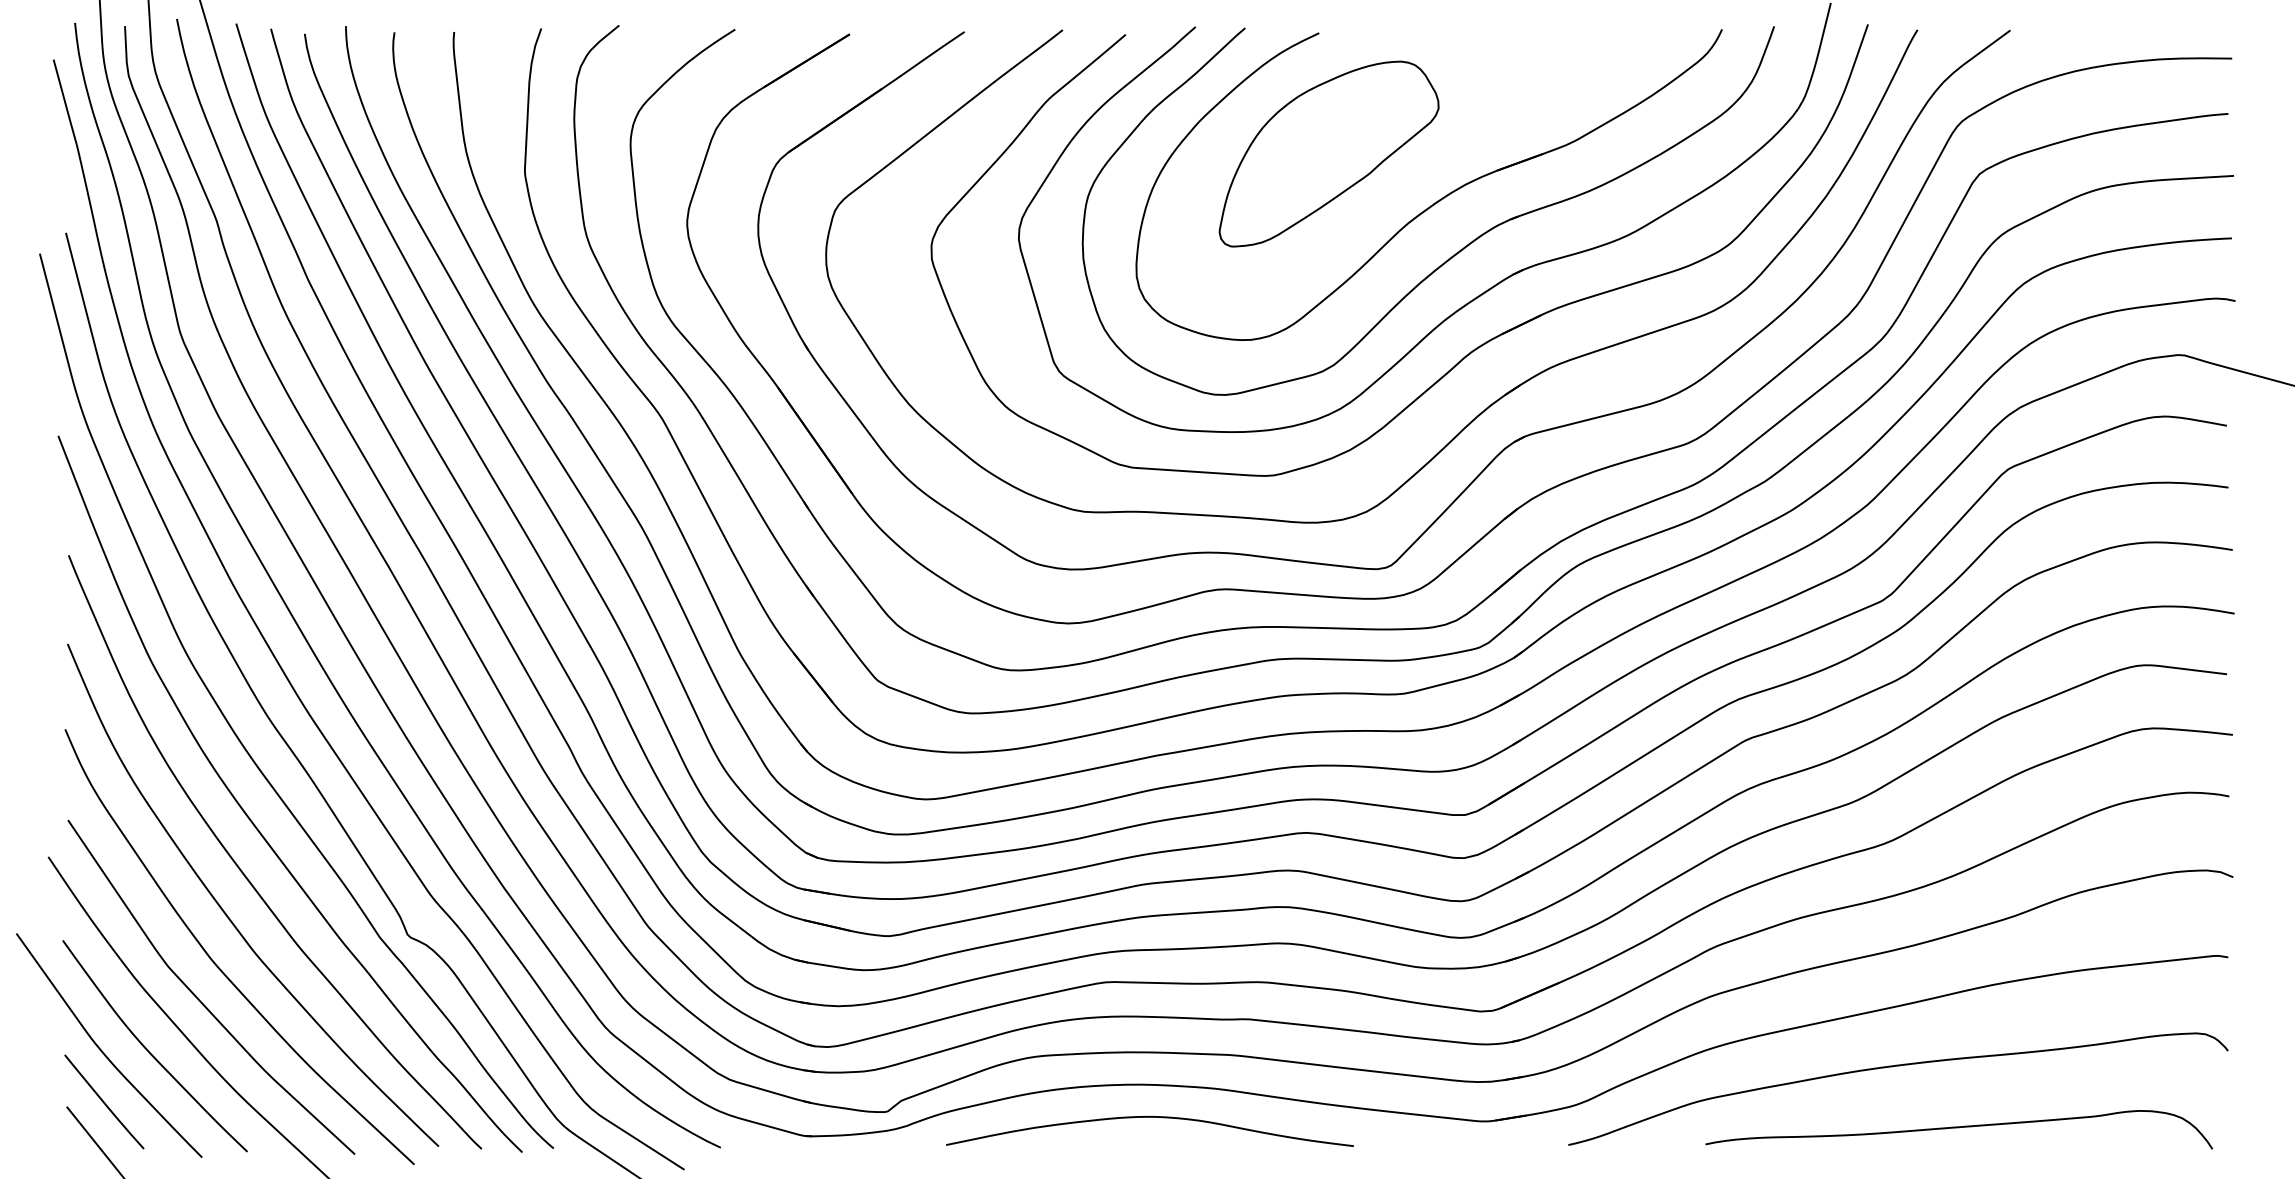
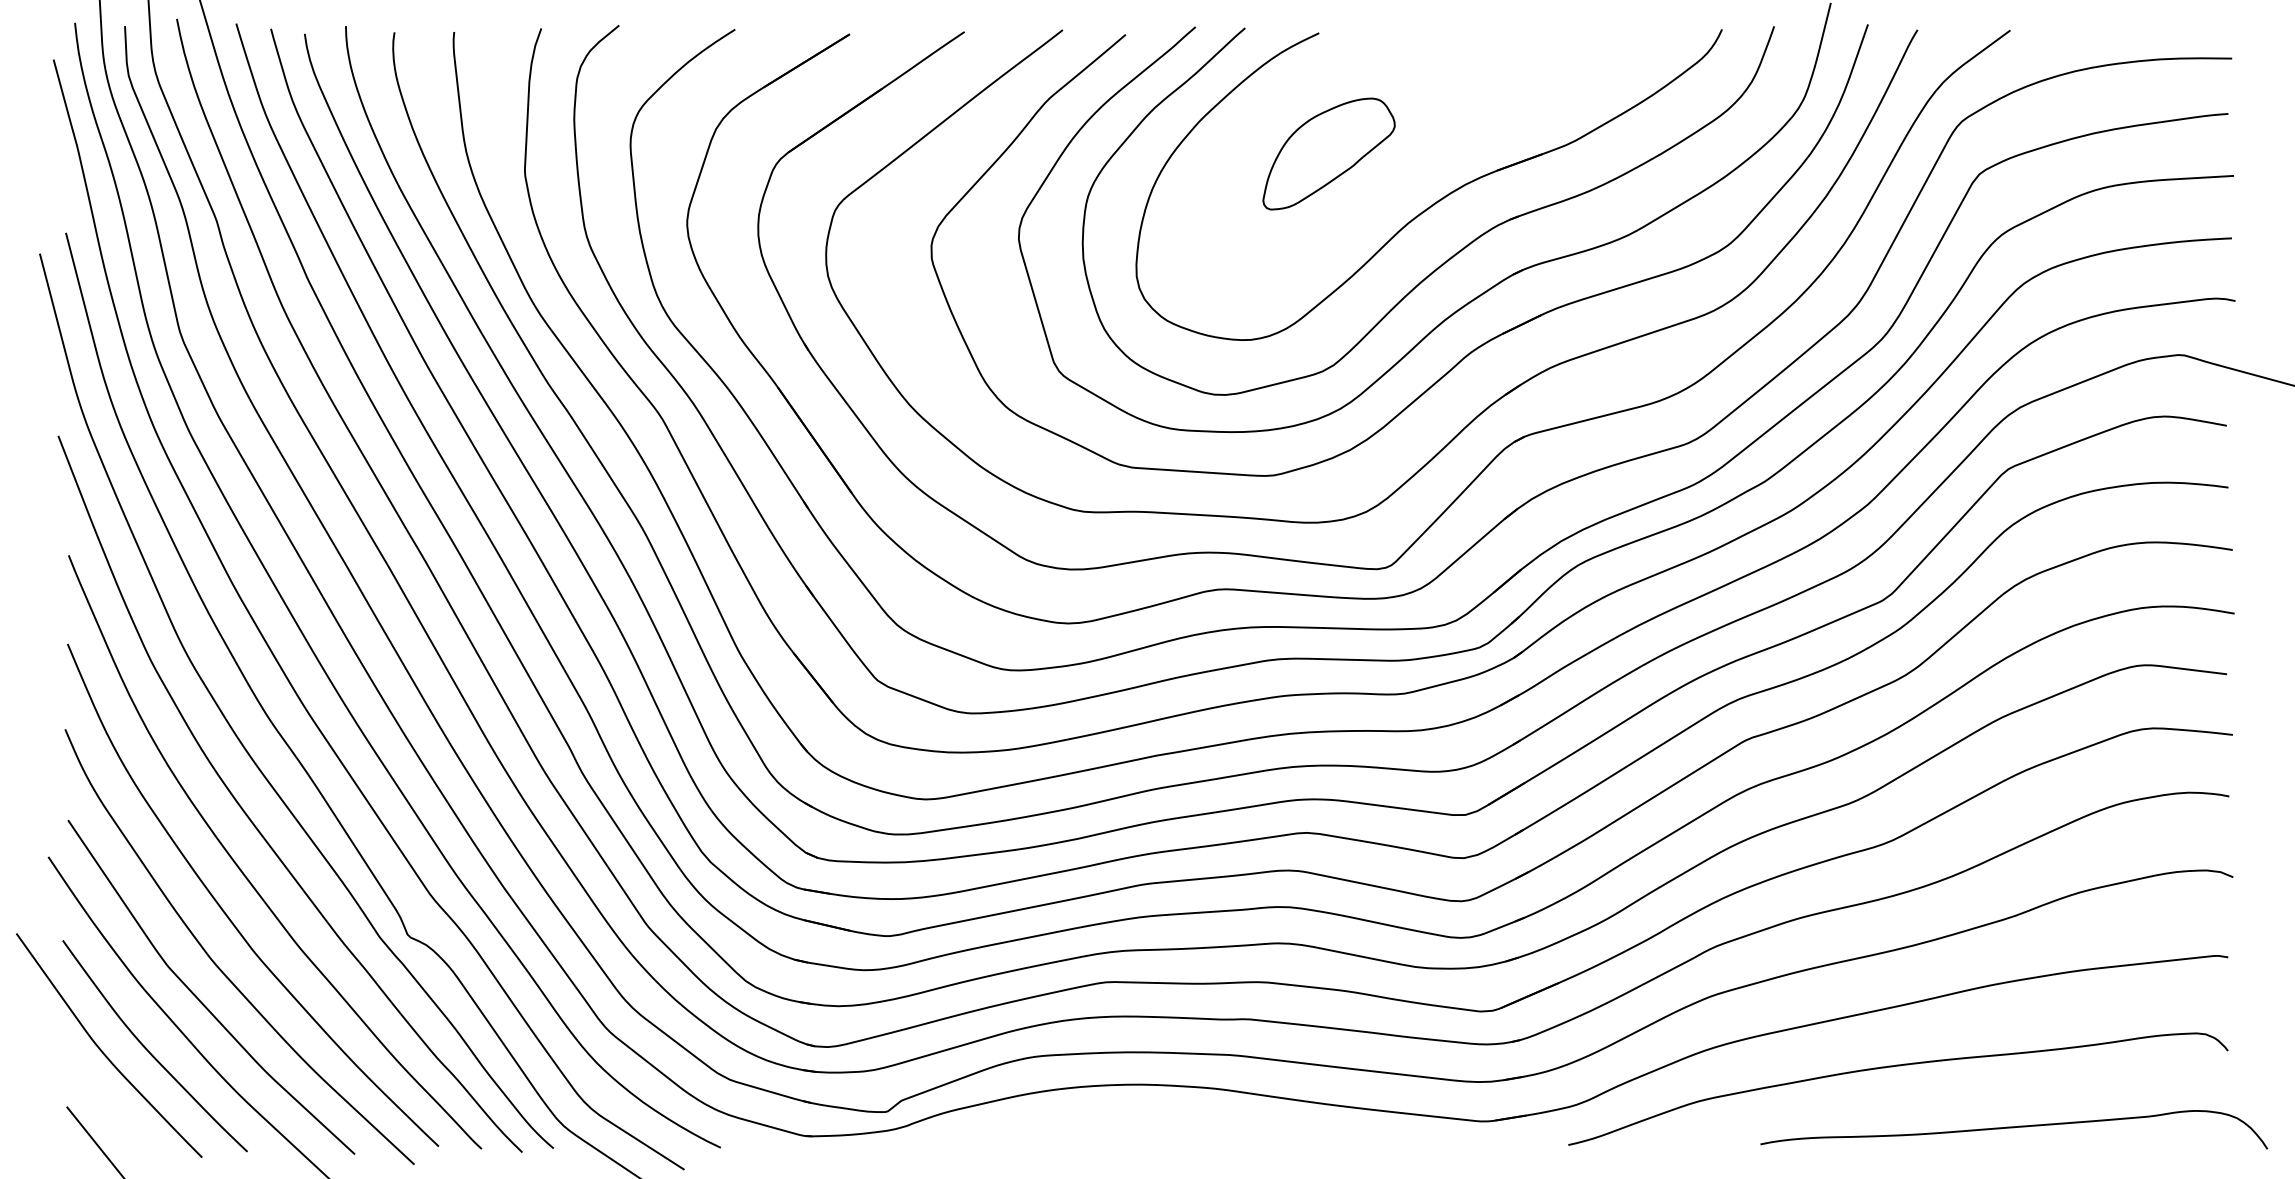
part size: 222x188 px -> 134x114 px (1328, 153)
curve: present -> none (104, 1101)
curve: present -> none (1149, 1117)
curve position: (1959, 1128) -> (2014, 1128) (2014, 1128)
